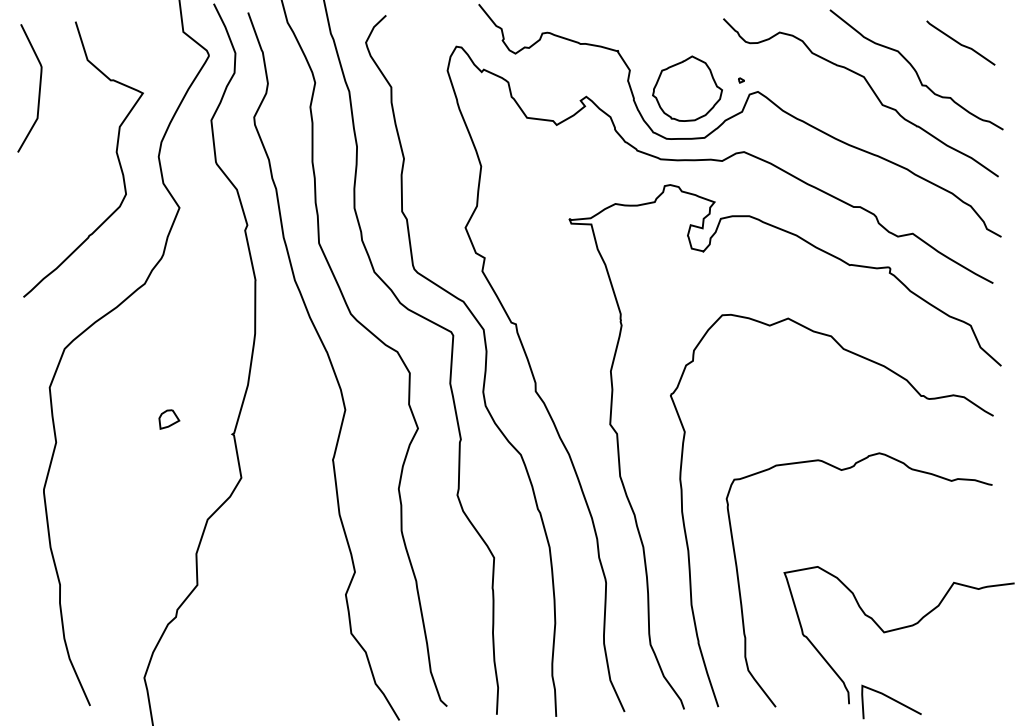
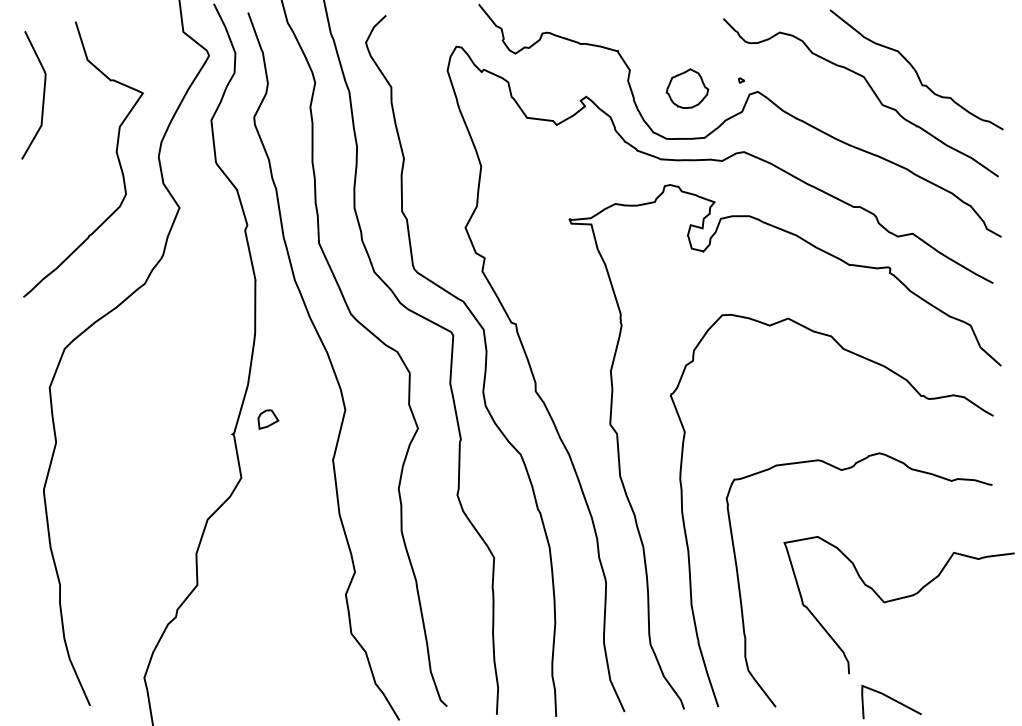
curve: present -> none (959, 42)
part size: 71x67 px -> 45x41 px (687, 88)
curve position: (38, 91) -> (42, 98) (42, 98)
part position: (169, 419) -> (268, 419) (268, 419)
curve position: (897, 630) -> (897, 600) (897, 600)
